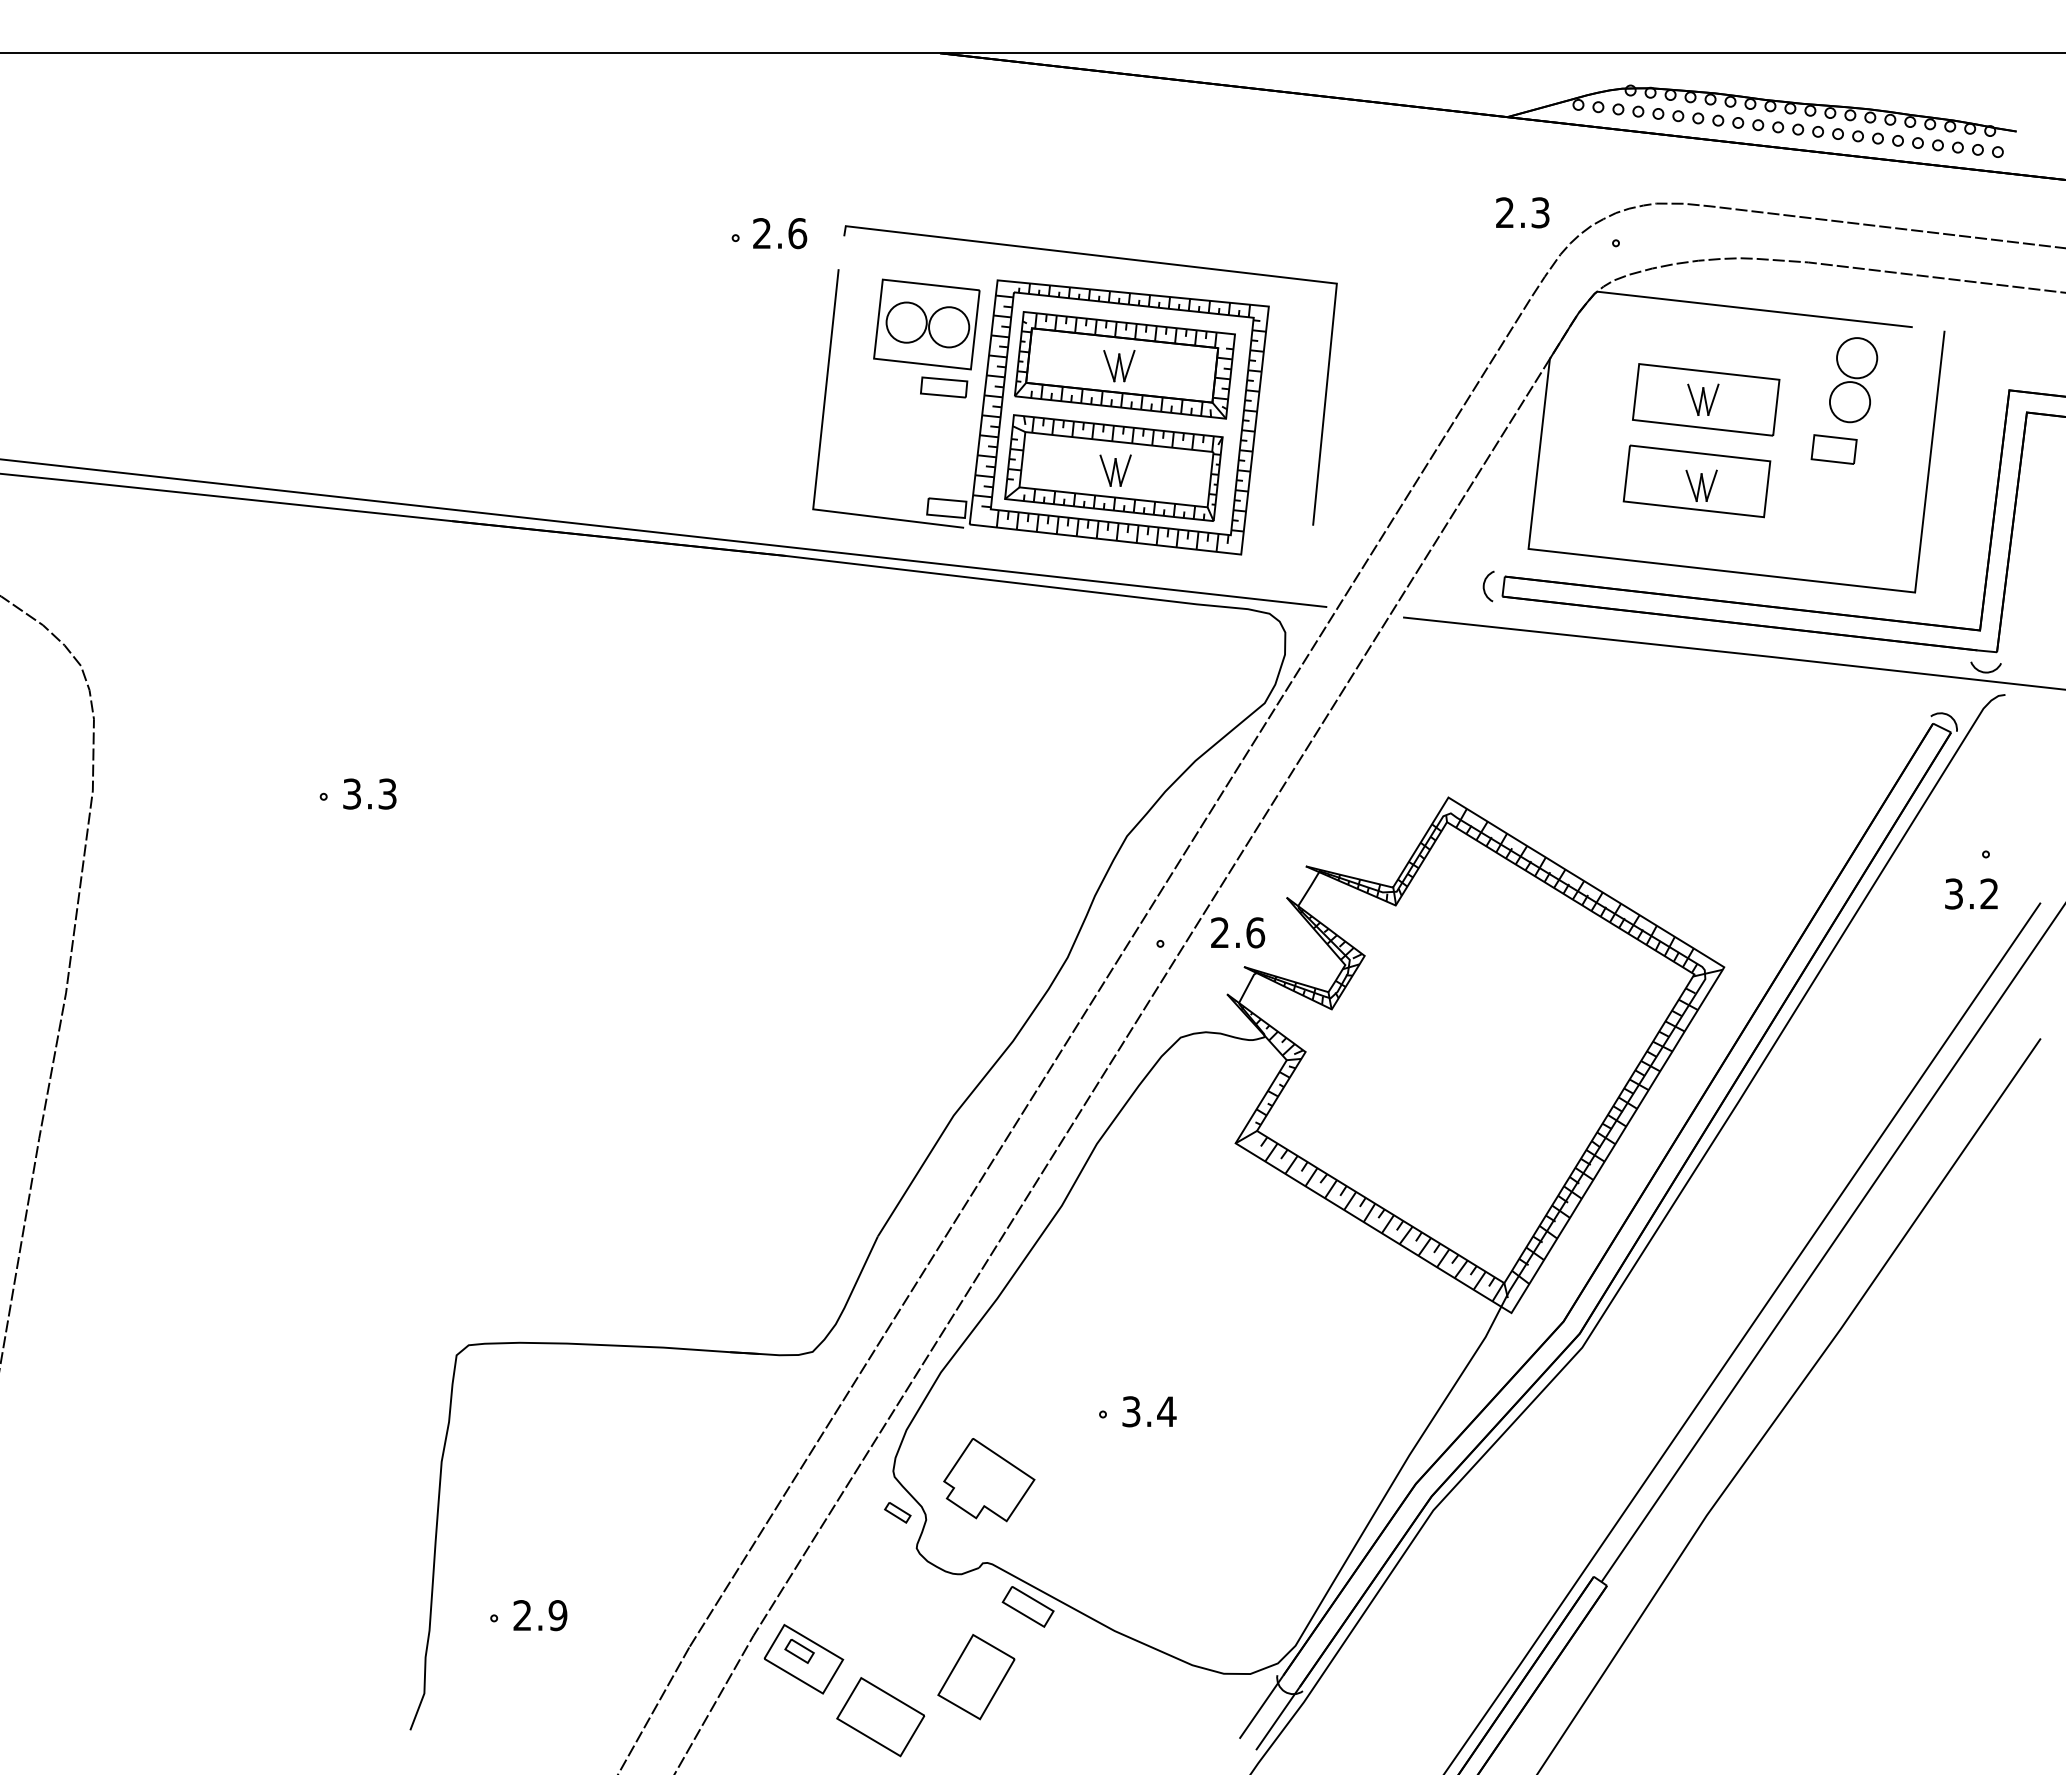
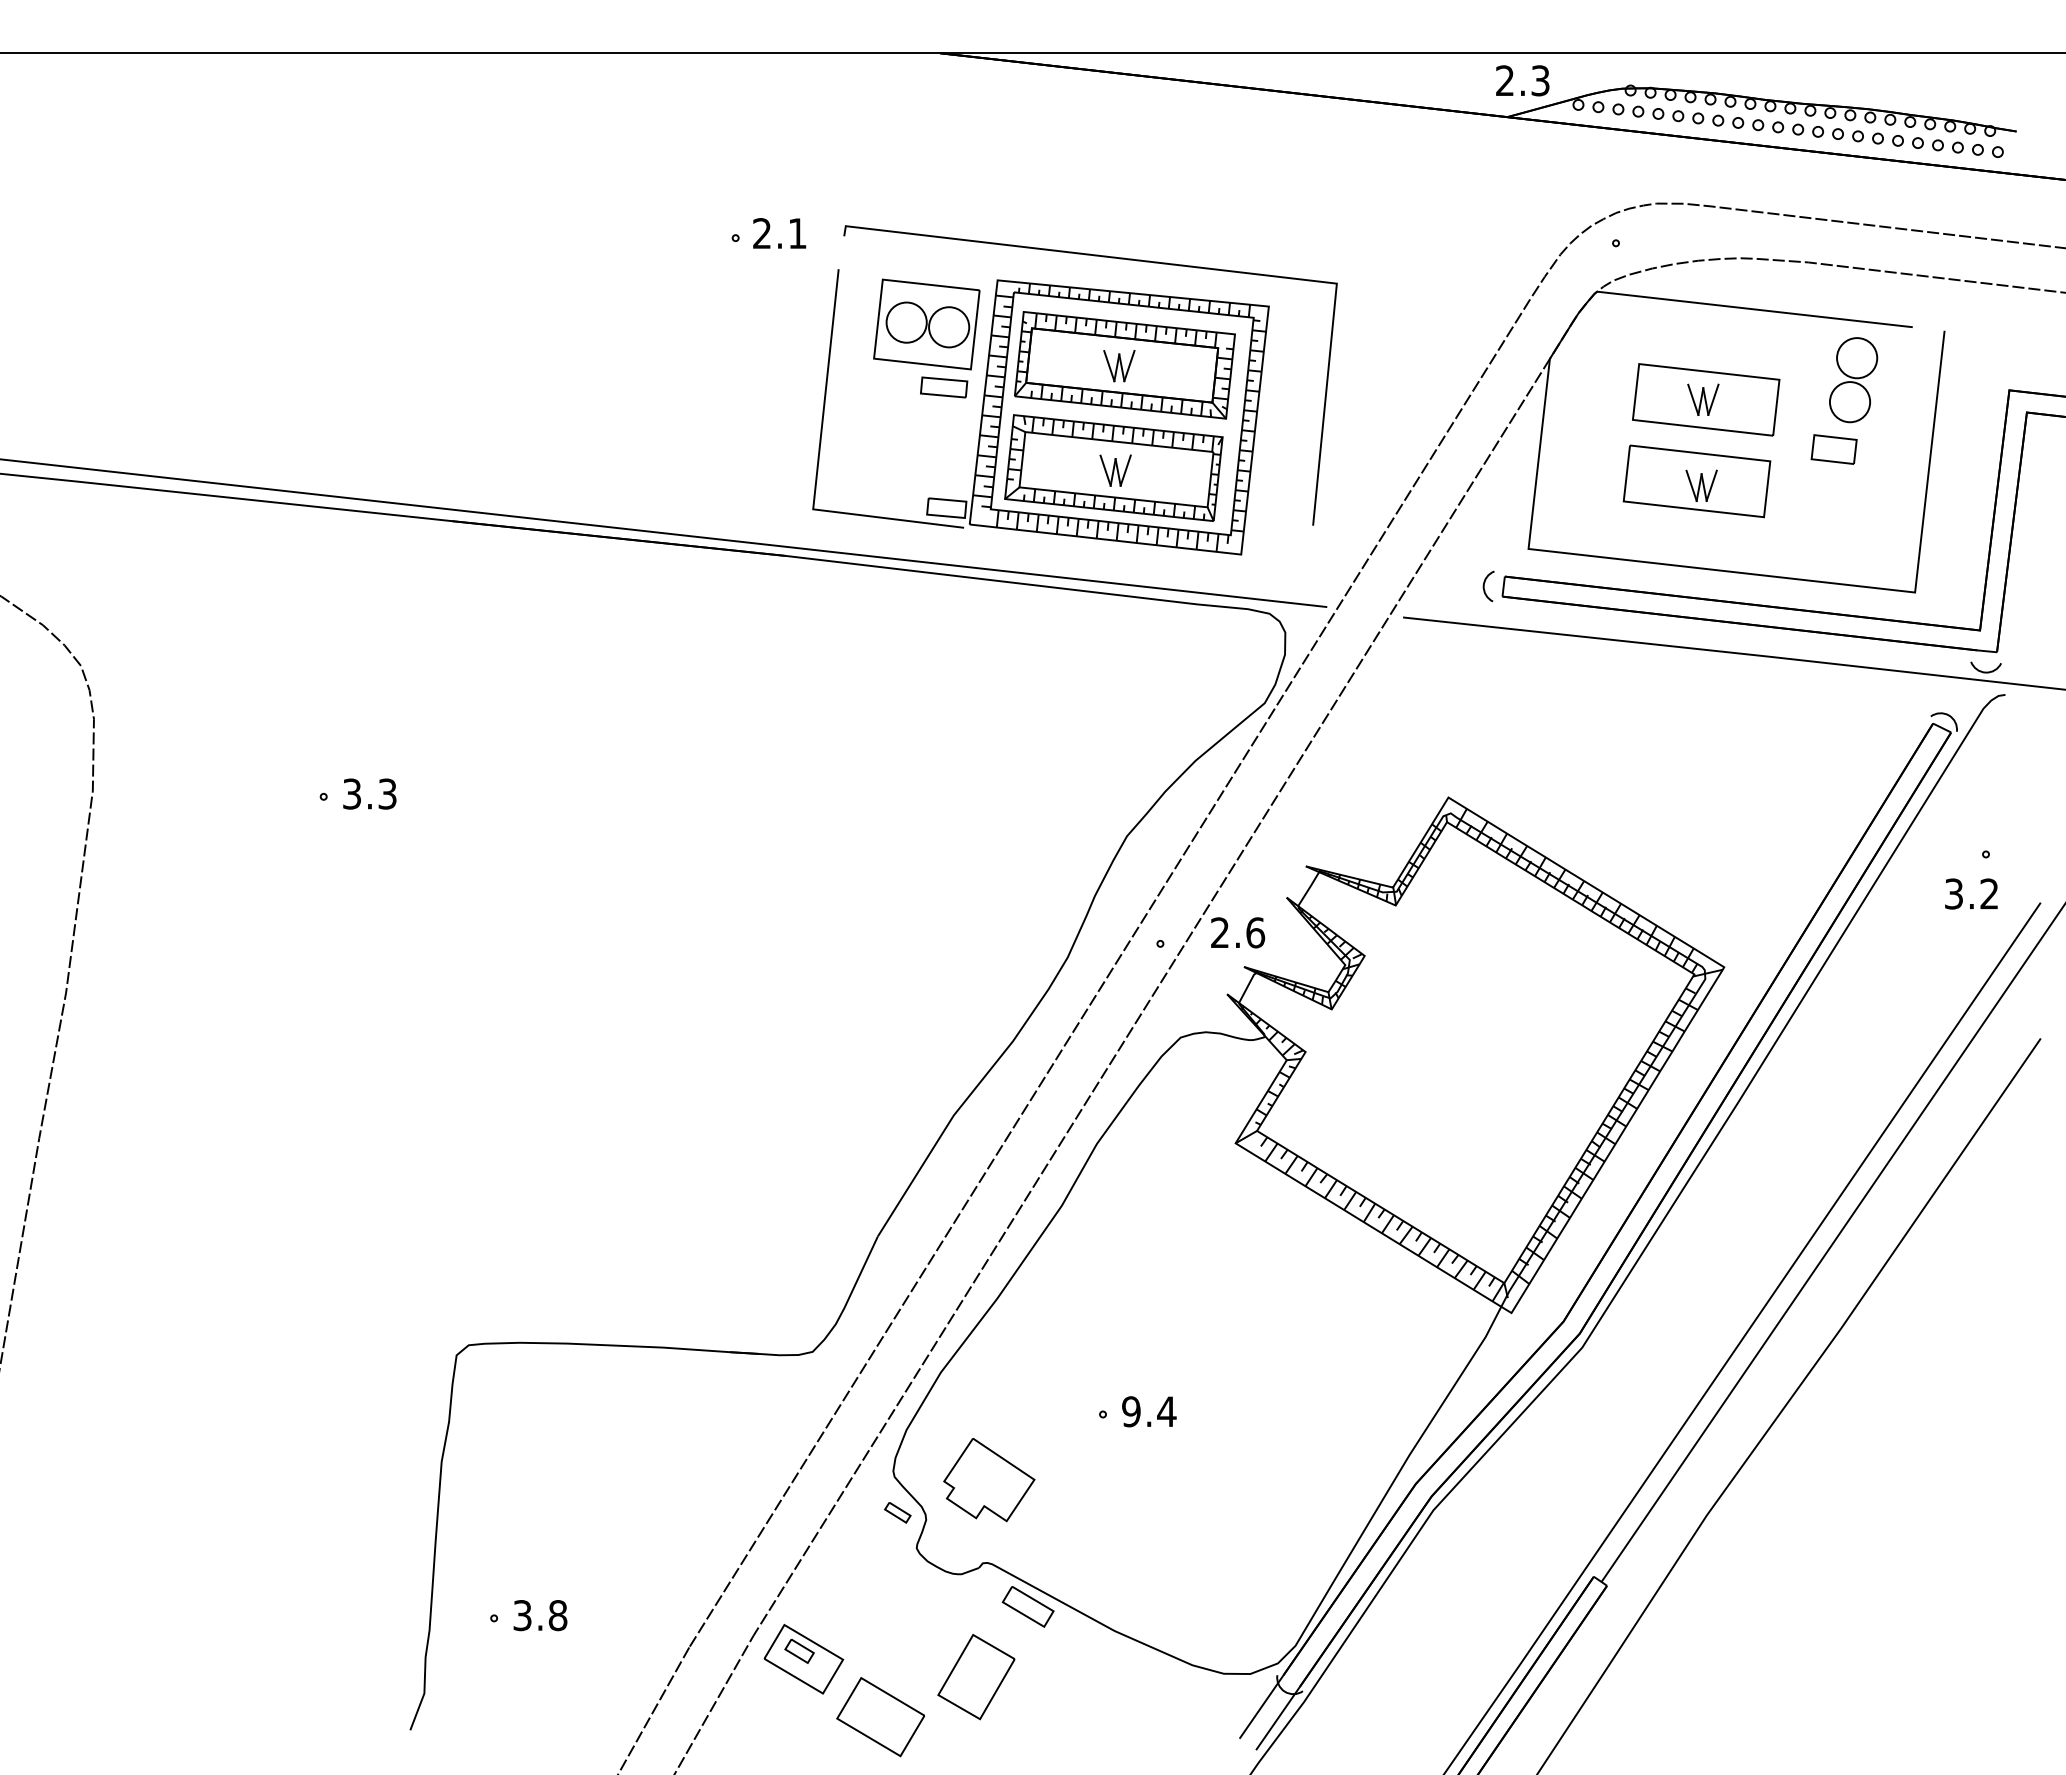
text position: (1522, 212) -> (1522, 80) (1522, 80)
text: 2.6 -> 2.1 (797, 233)
text: 3.4 -> 9.4 (1131, 1411)
text: 2.9 -> 3.8 (540, 1615)
